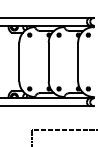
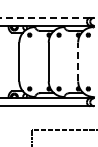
line: solid -> dashed (45, 17)
line: solid -> dashed (78, 61)
